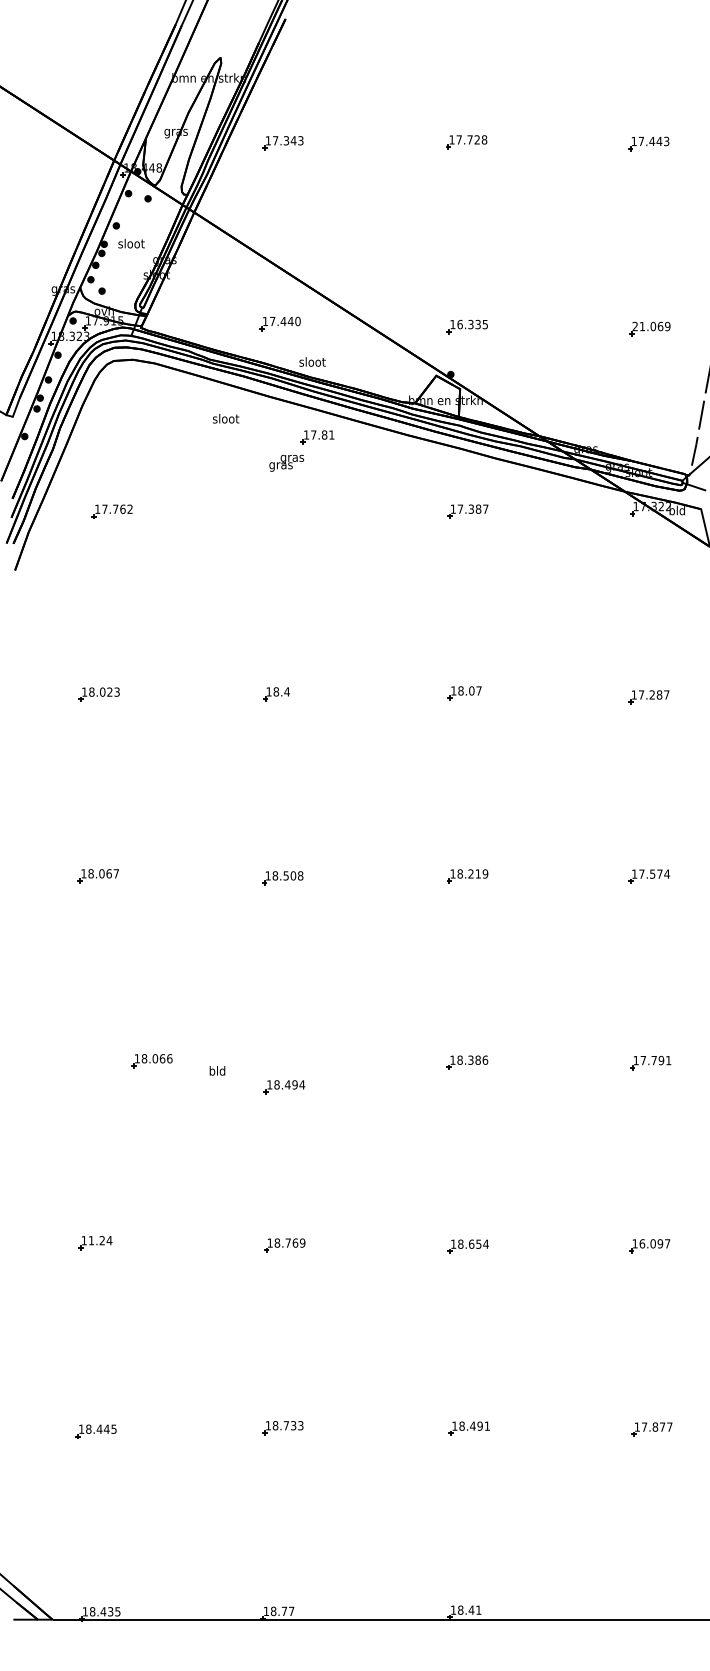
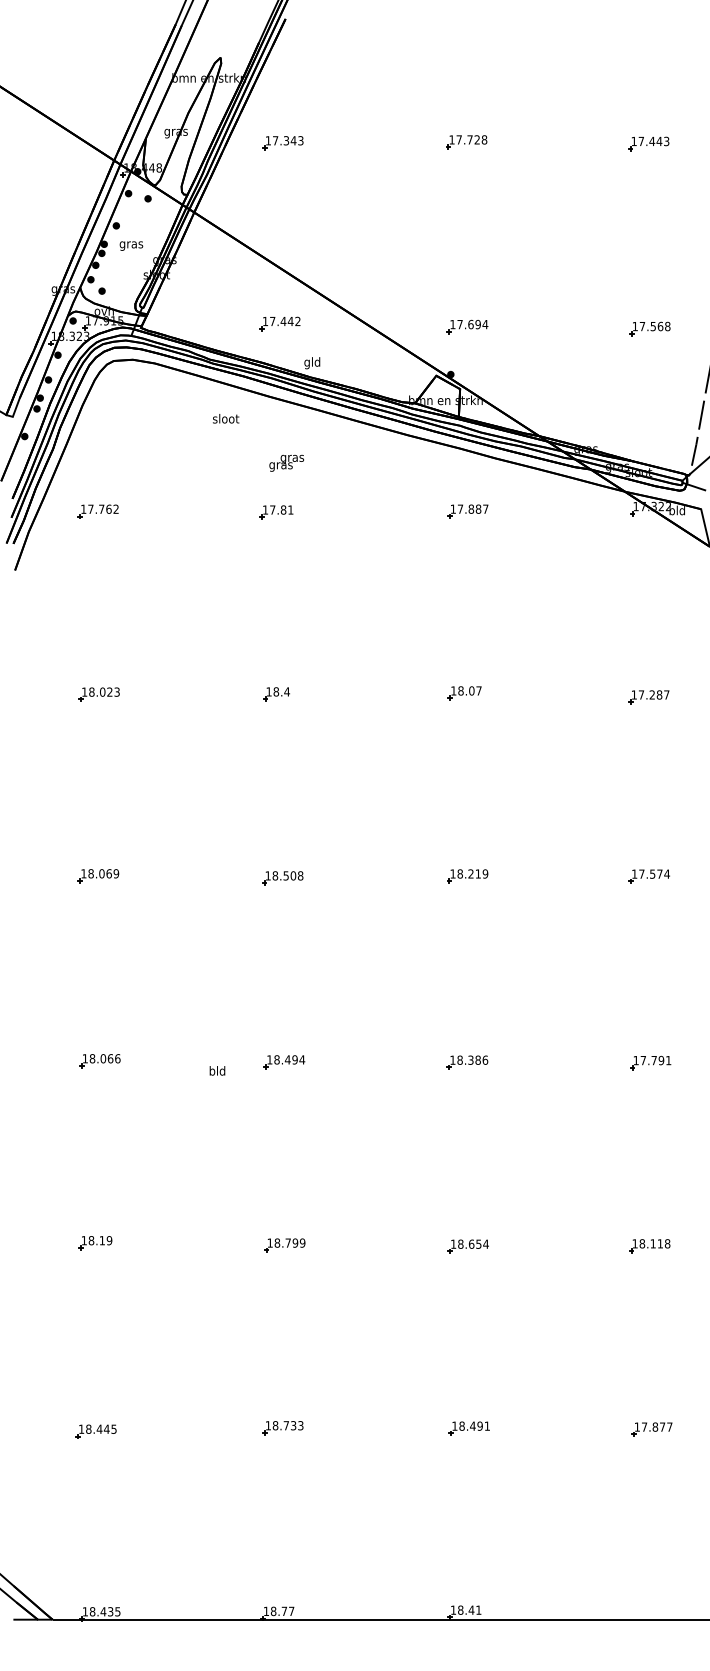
text: sloot -> gras (131, 244)
text: 17.440 -> 17.442 (297, 321)
text: 16.335 -> 17.694 (472, 324)
text: 21.069 -> 17.568 (651, 326)
text: sloot -> gld (312, 363)
part position: (317, 437) -> (276, 512) (276, 512)
text: 17.387 -> 17.887 (471, 508)
part position: (111, 511) -> (97, 511) (97, 511)
text: 18.067 -> 18.069 (116, 873)
part position: (151, 1061) -> (99, 1061) (99, 1061)
part position: (284, 1087) -> (284, 1062) (284, 1062)
text: 11.24 -> 18.19 (100, 1240)
text: 18.769 -> 18.799 (295, 1242)
text: 16.097 -> 18.118 (654, 1243)
